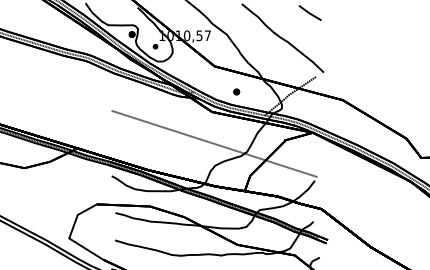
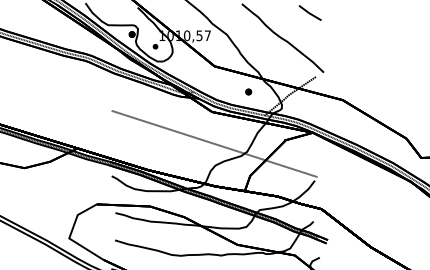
part position: (236, 91) -> (248, 91) (248, 91)
